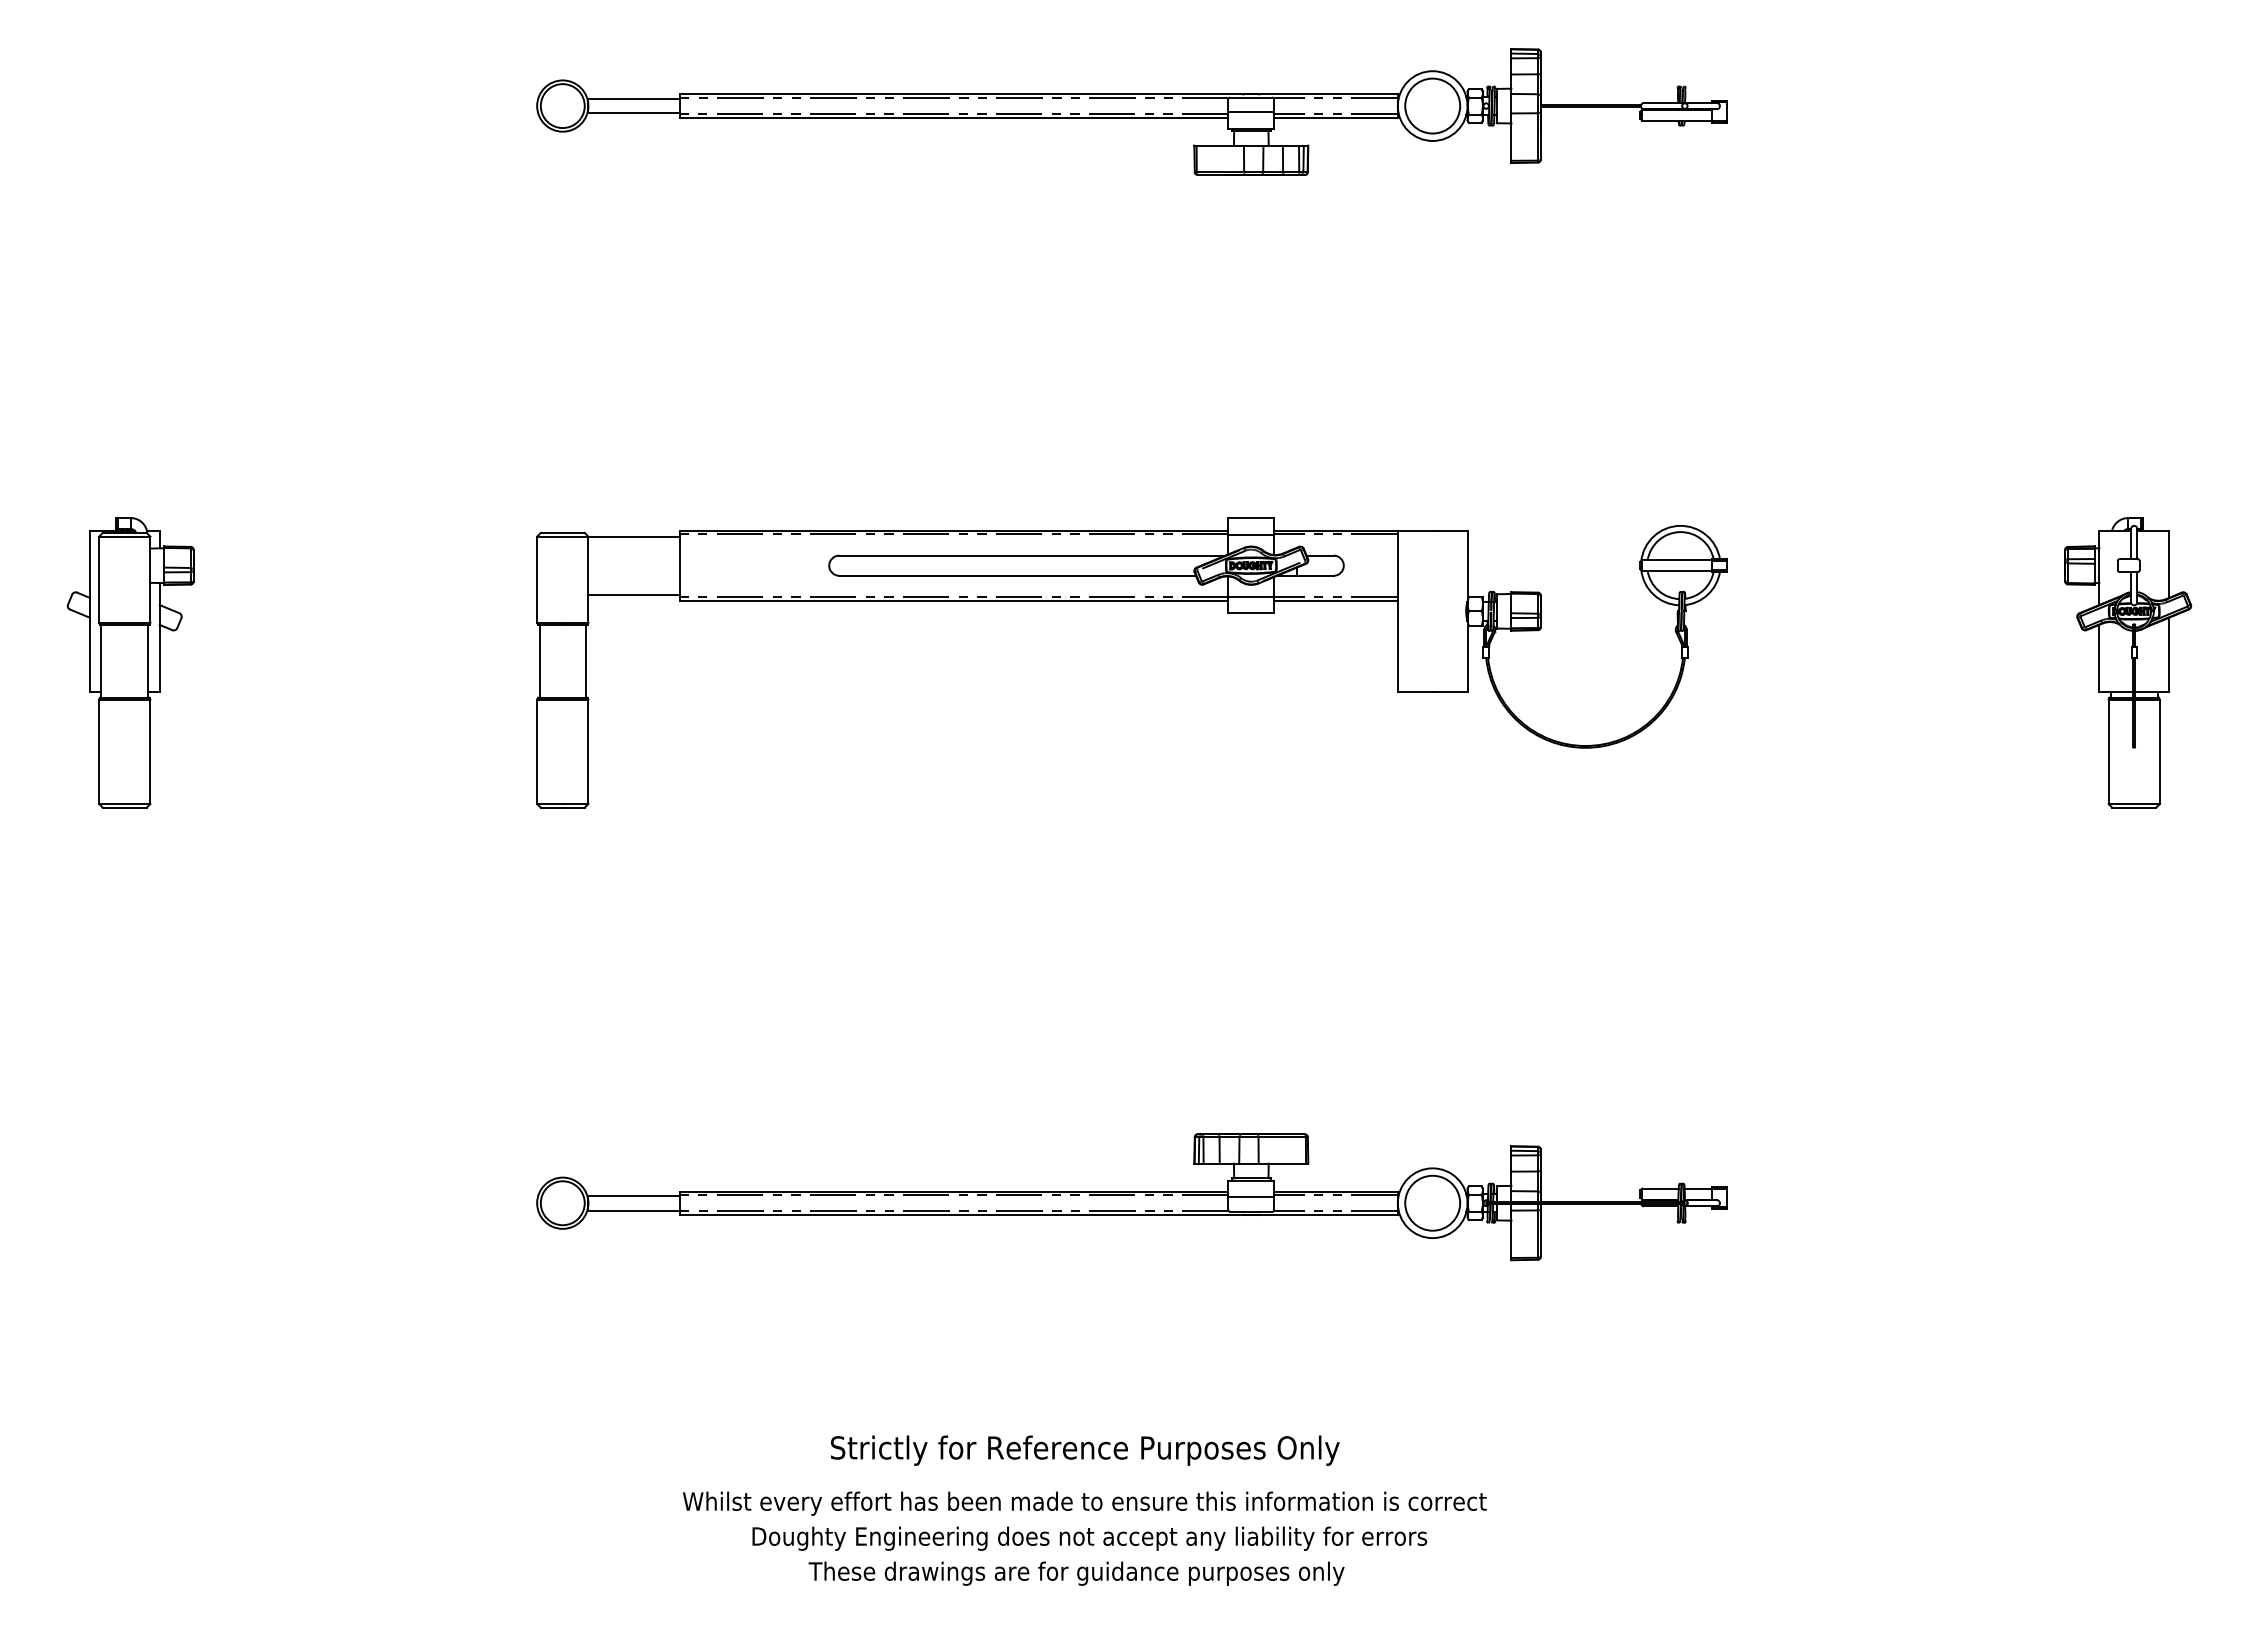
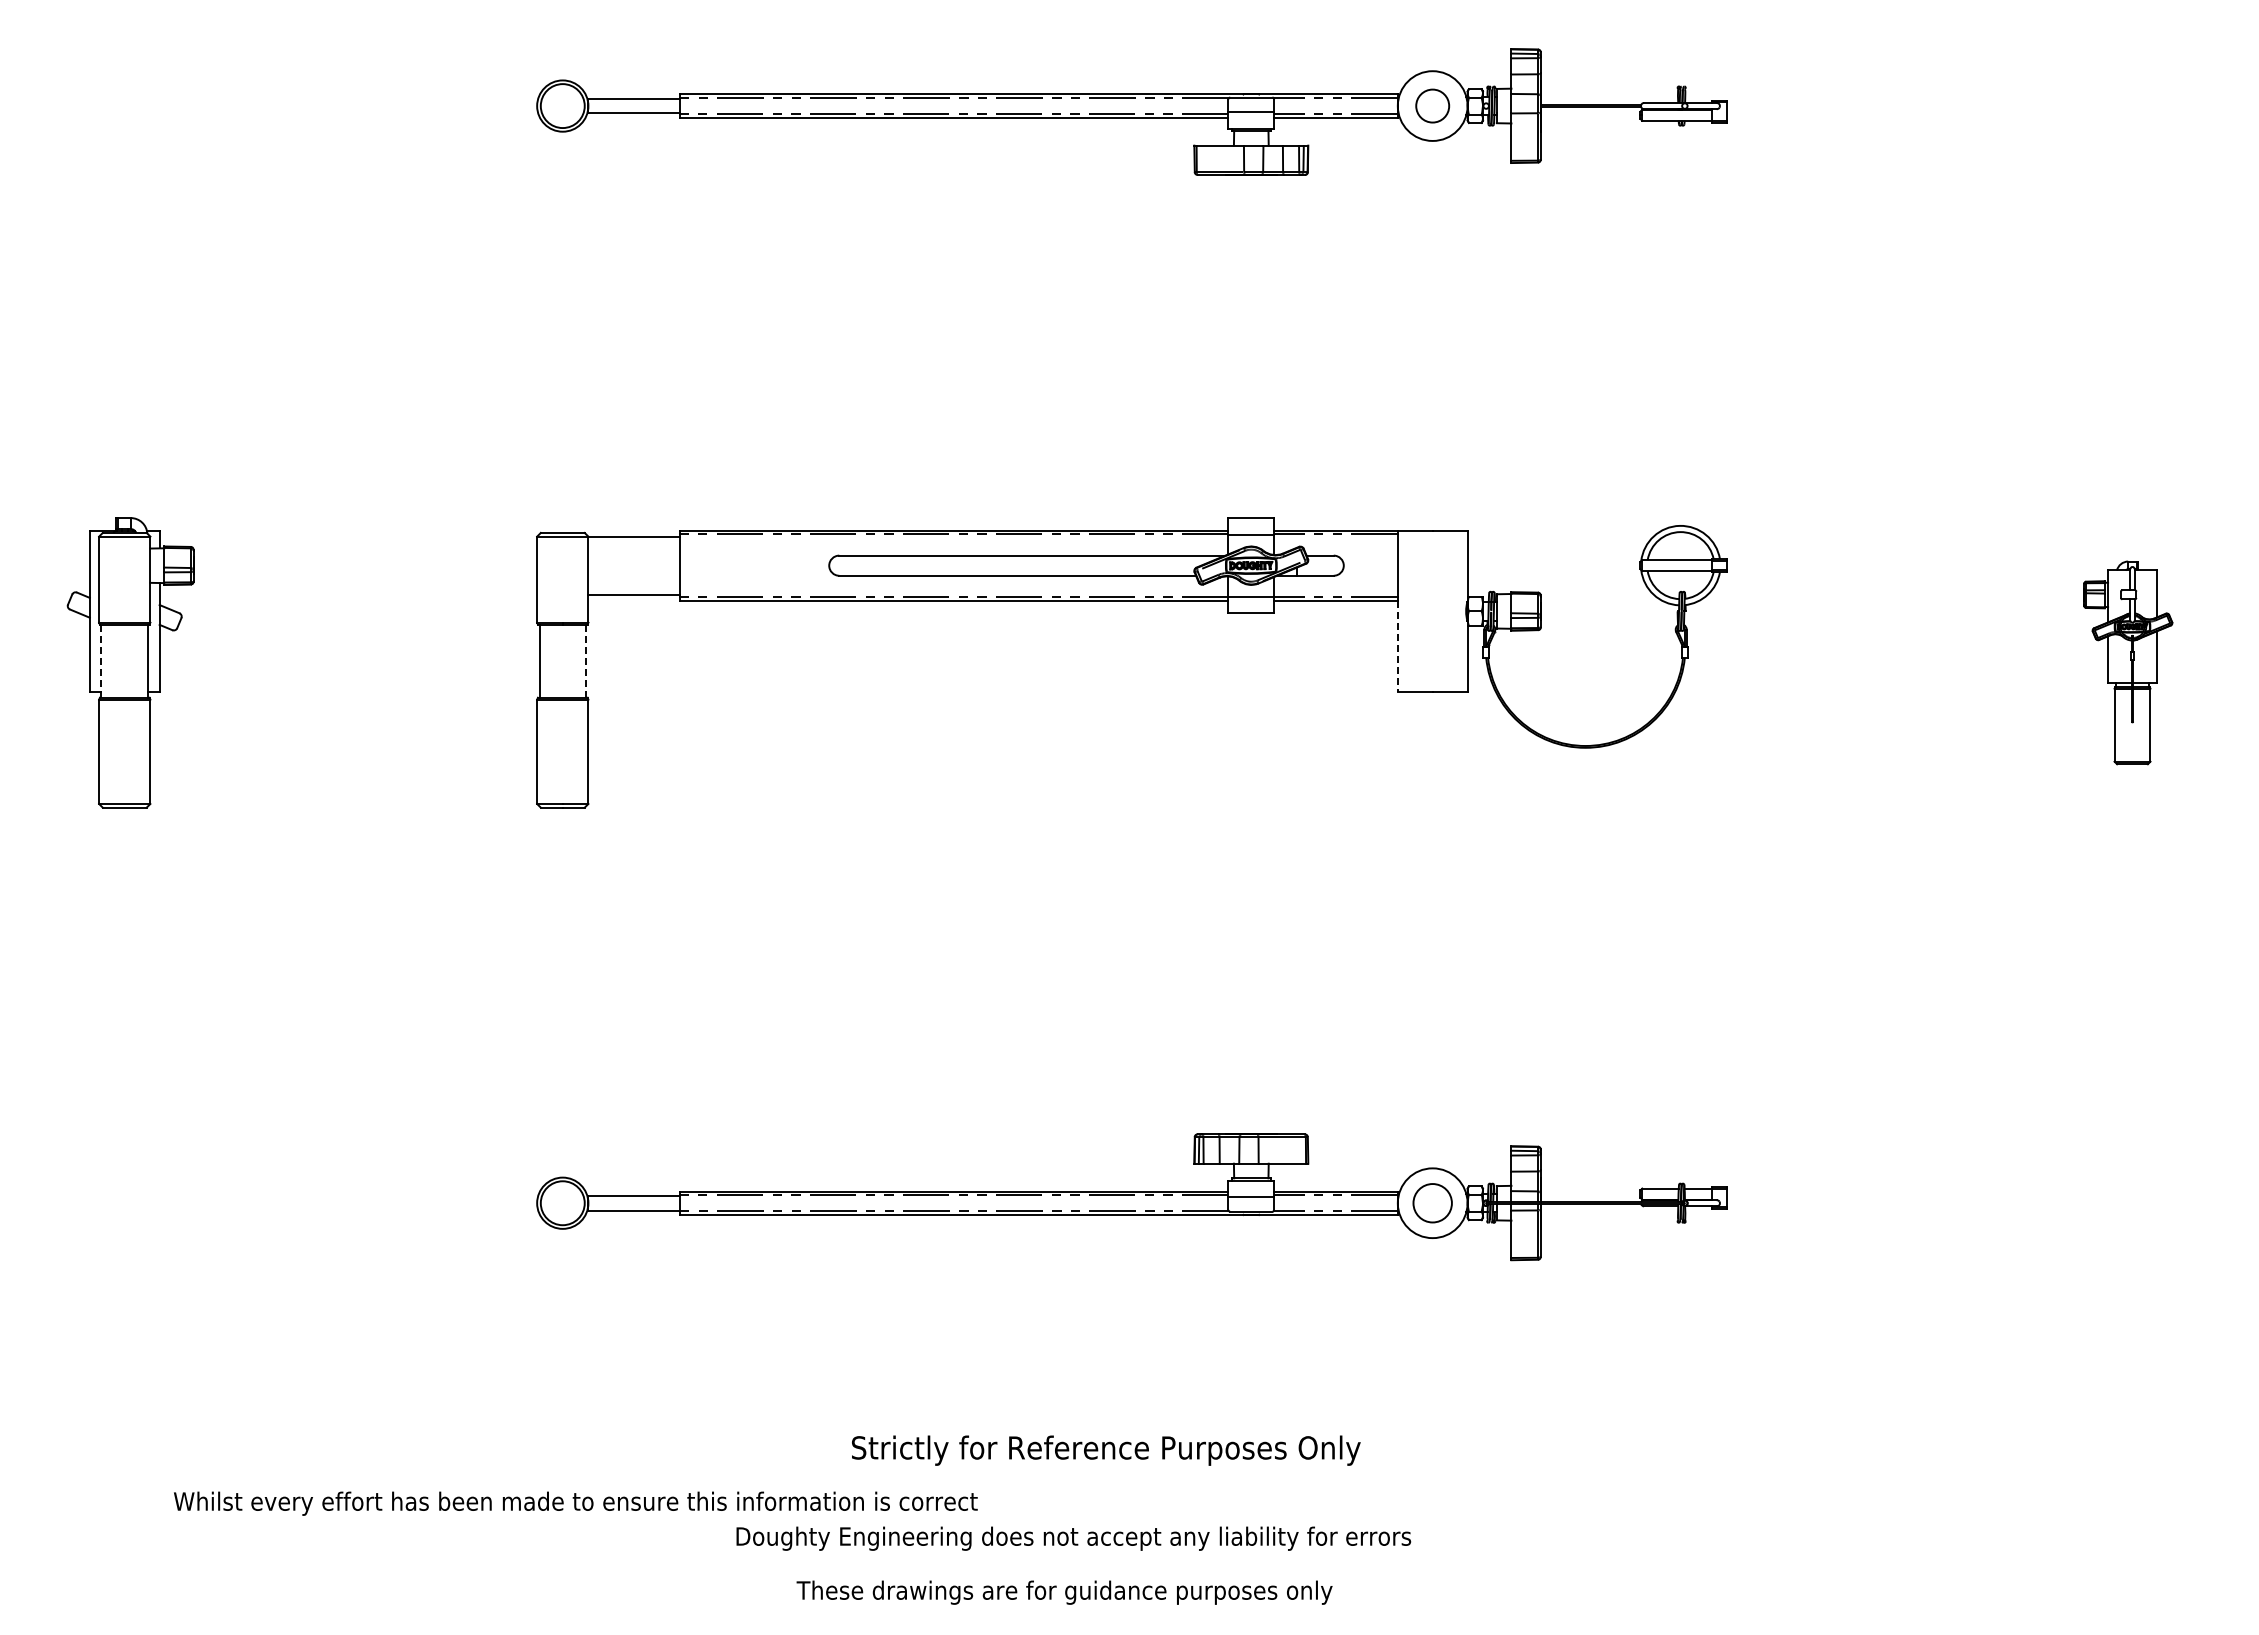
circle diameter: 55 px -> 33 px (1432, 105)
line: solid -> dashed (1397, 646)
line: solid -> dashed (101, 661)
line: solid -> dashed (586, 661)
part size: 129x292 px -> 91x206 px (2128, 662)
circle diameter: 55 px -> 38 px (1432, 1203)
text position: (1085, 1450) -> (1106, 1450) (1106, 1450)
text position: (1084, 1503) -> (575, 1503) (575, 1503)
text position: (1089, 1538) -> (1073, 1538) (1073, 1538)
text position: (1076, 1573) -> (1064, 1592) (1064, 1592)
